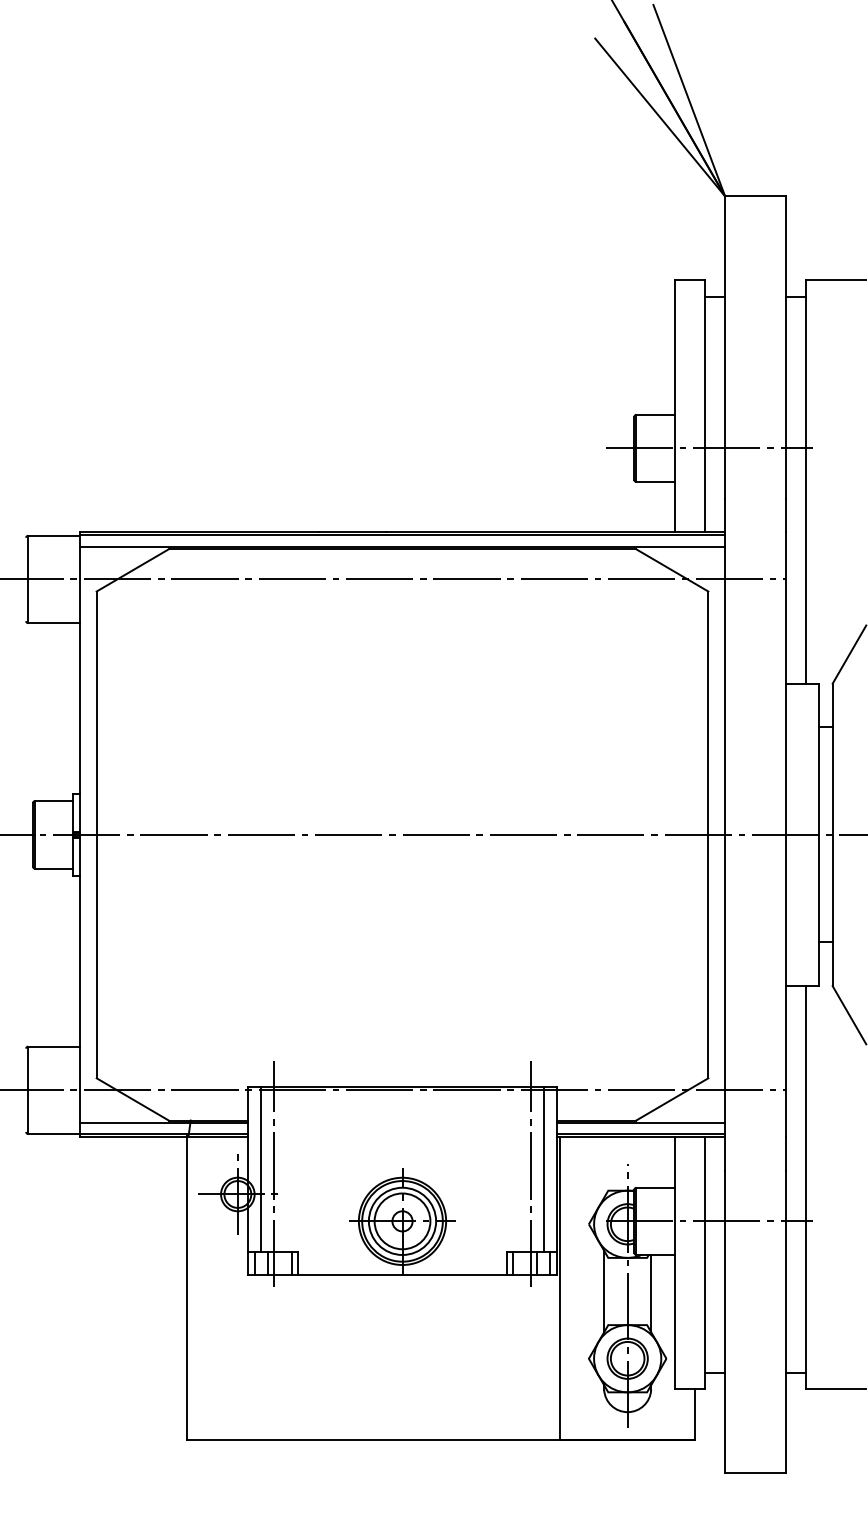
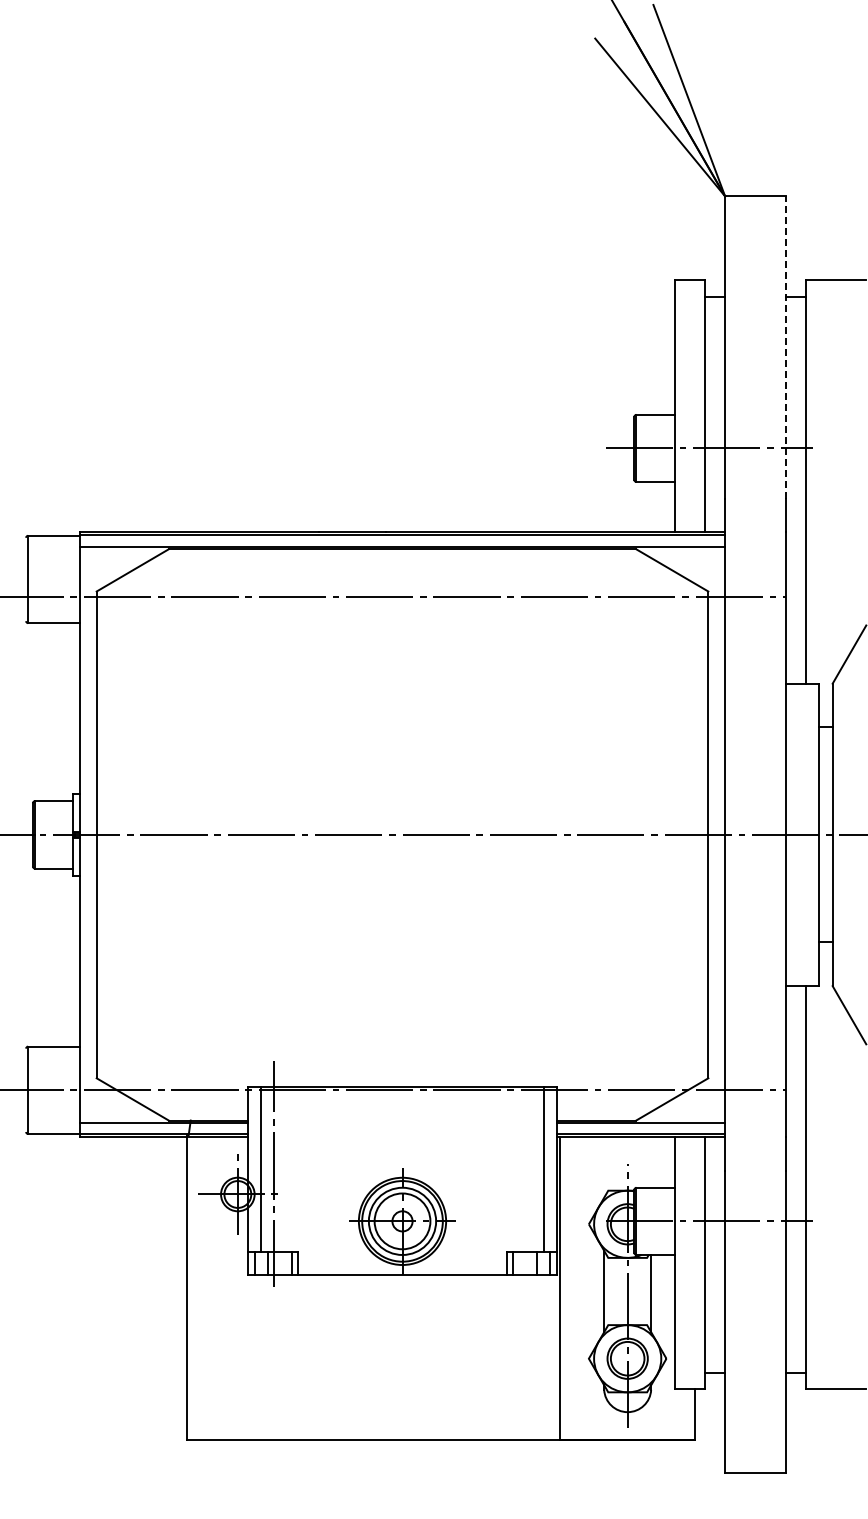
line: solid -> dashed (785, 347)
line position: (393, 579) -> (393, 597) (393, 597)
line: present -> none (531, 1173)
